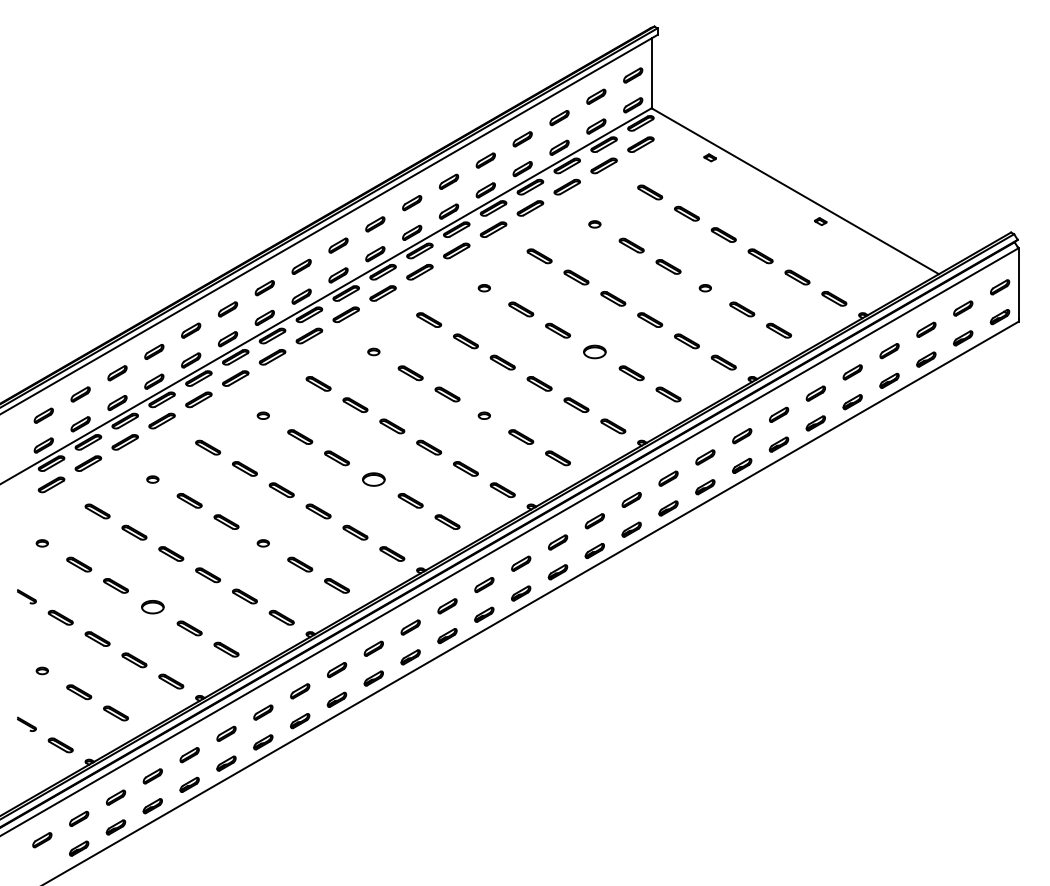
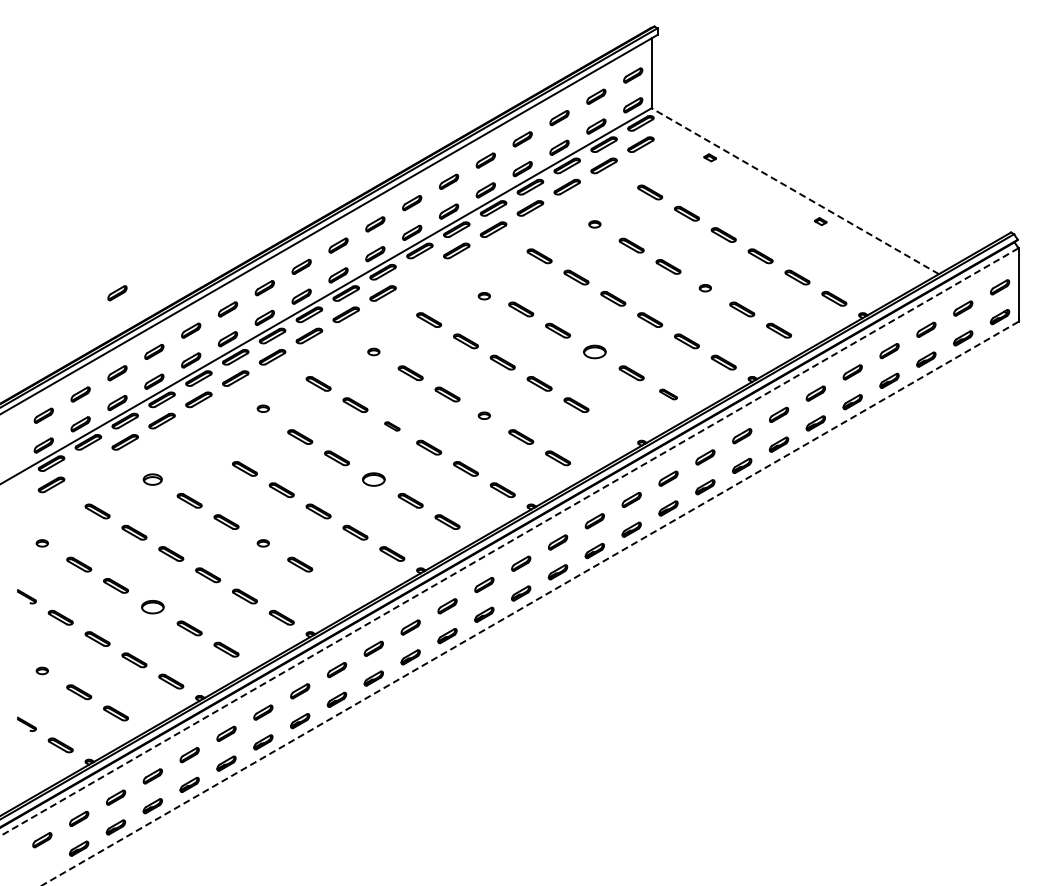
line: solid -> dashed (795, 191)
part: present -> none (419, 272)
part position: (483, 288) -> (483, 296) (483, 296)
part: none -> present (117, 293)
part size: 27x17 px -> 19x13 px (668, 394)
part position: (262, 415) -> (262, 408) (262, 408)
part size: 27x17 px -> 17x11 px (392, 426)
part: present -> none (613, 426)
part: present -> none (208, 447)
part: present -> none (88, 463)
part size: 14x9 px -> 21x13 px (152, 479)
line: solid -> dashed (509, 542)
part: present -> none (336, 585)
line: solid -> dashed (530, 603)
